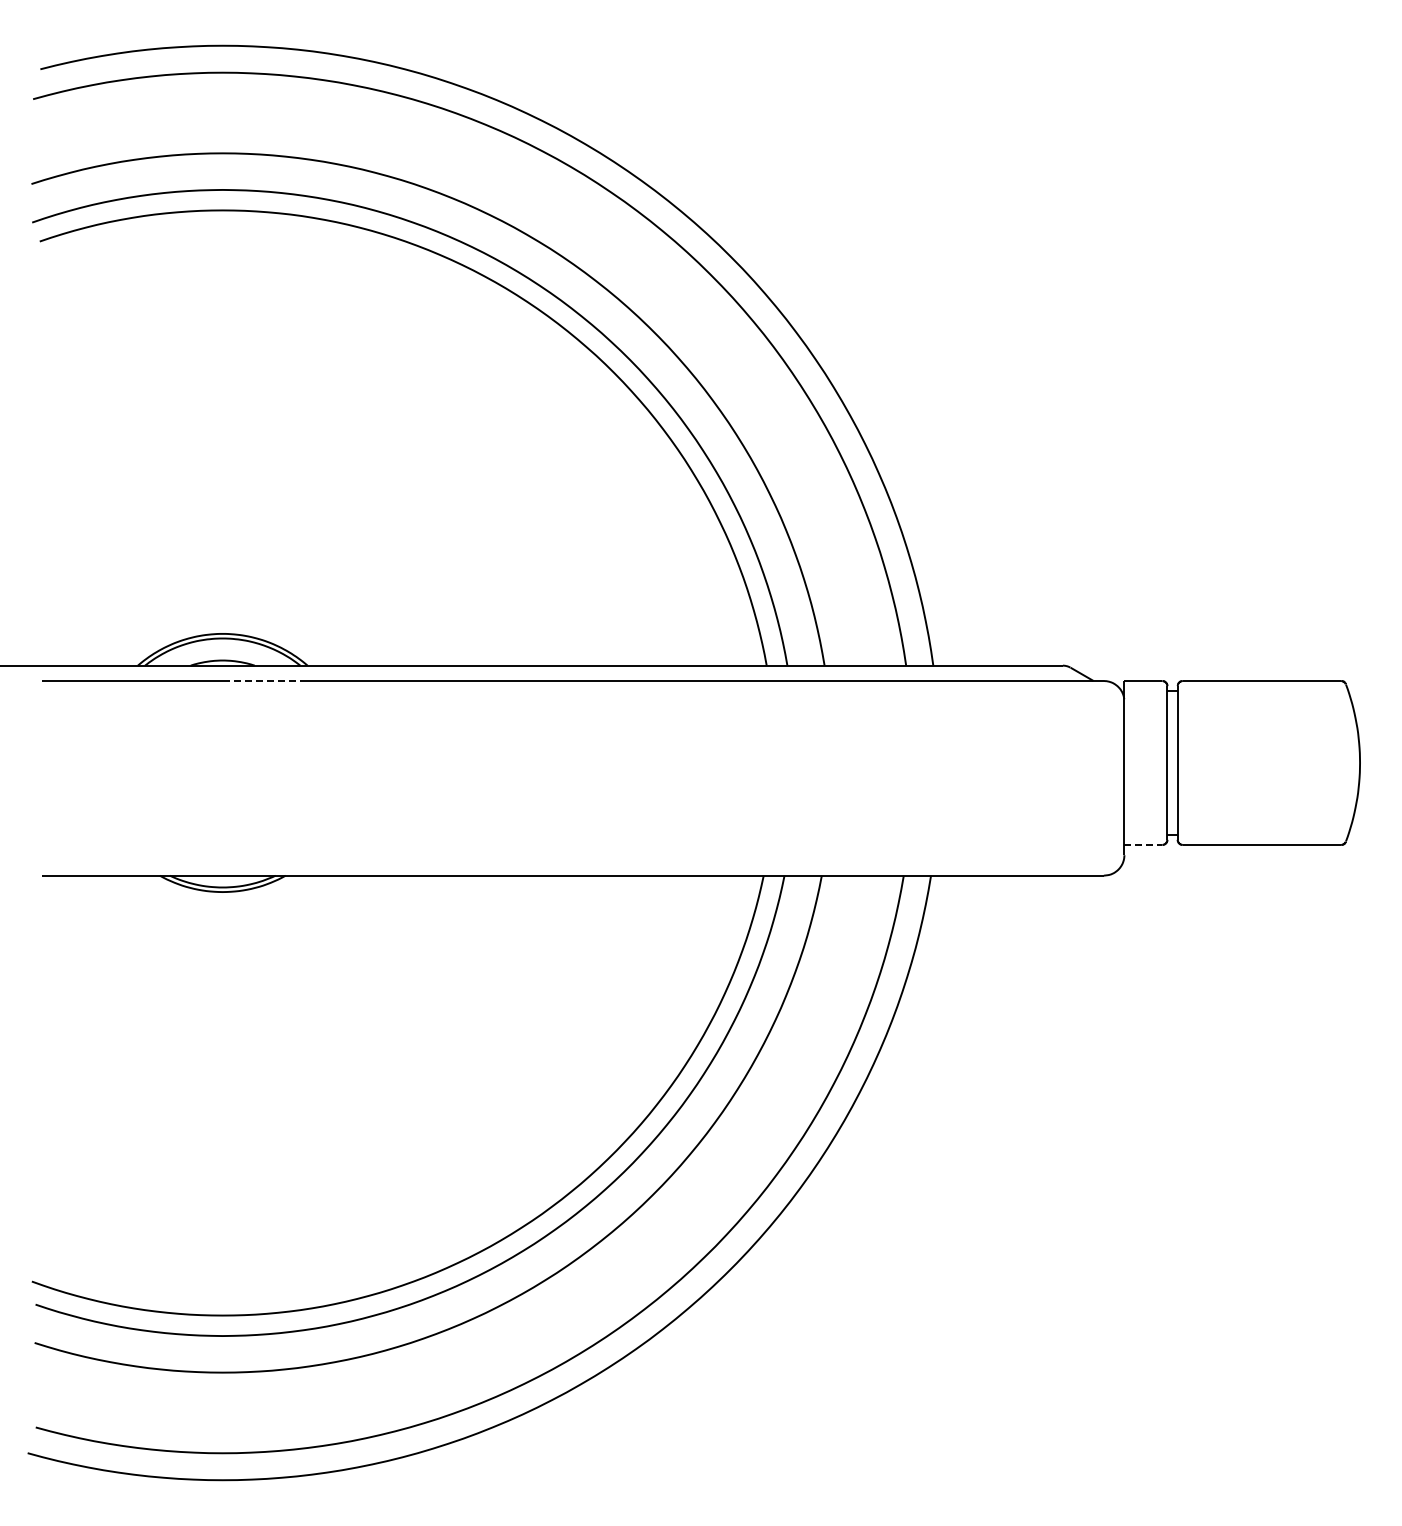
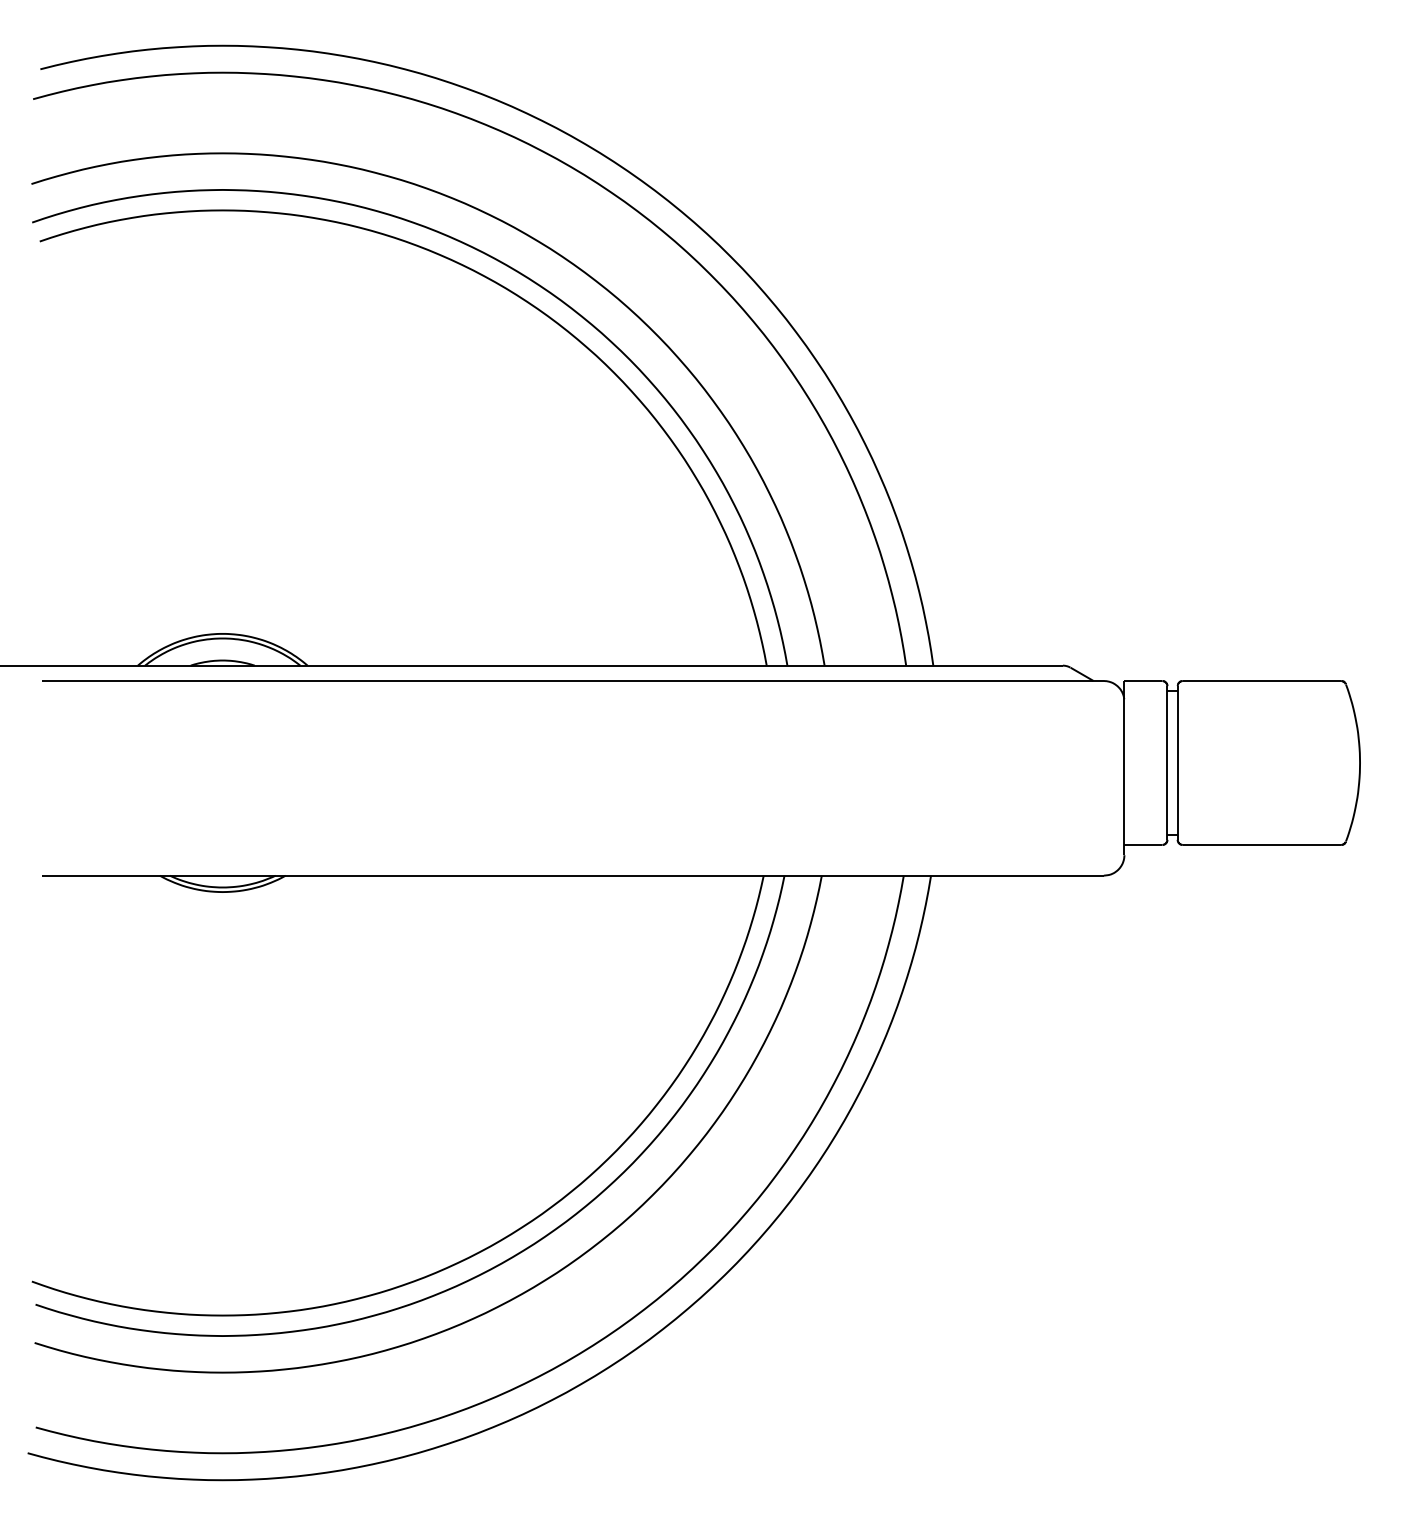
line: dashed -> solid (262, 681)
line: dashed -> solid (1143, 844)
